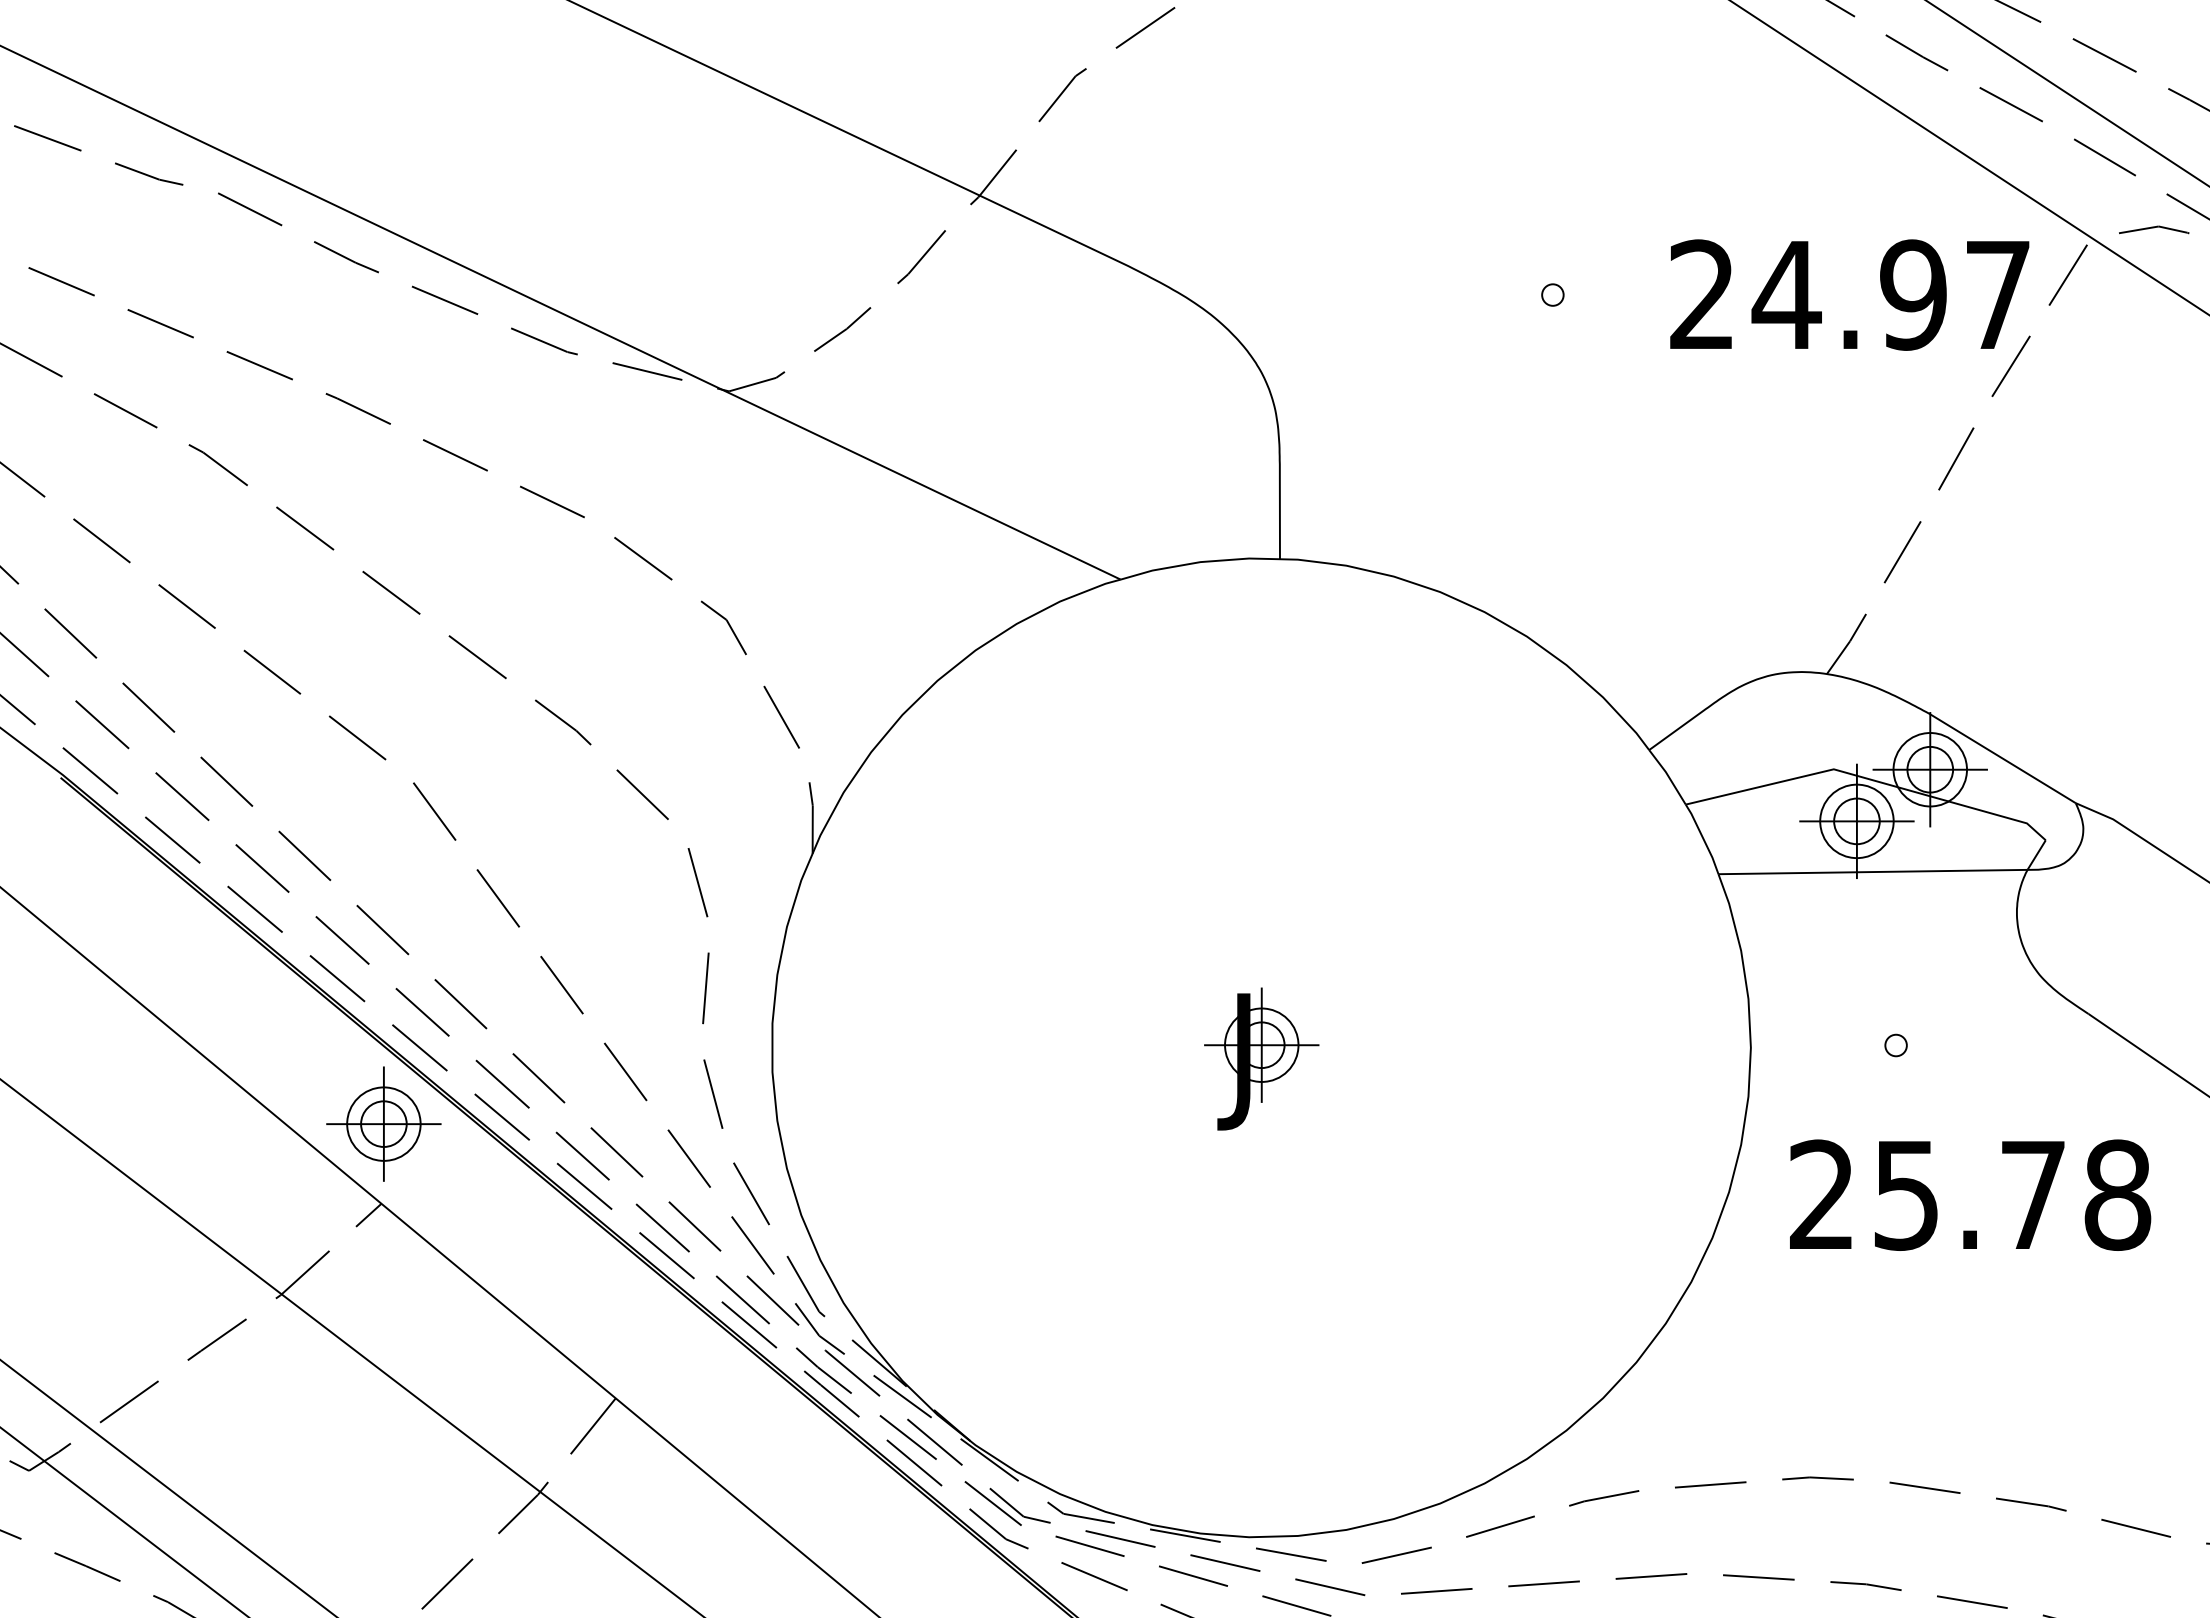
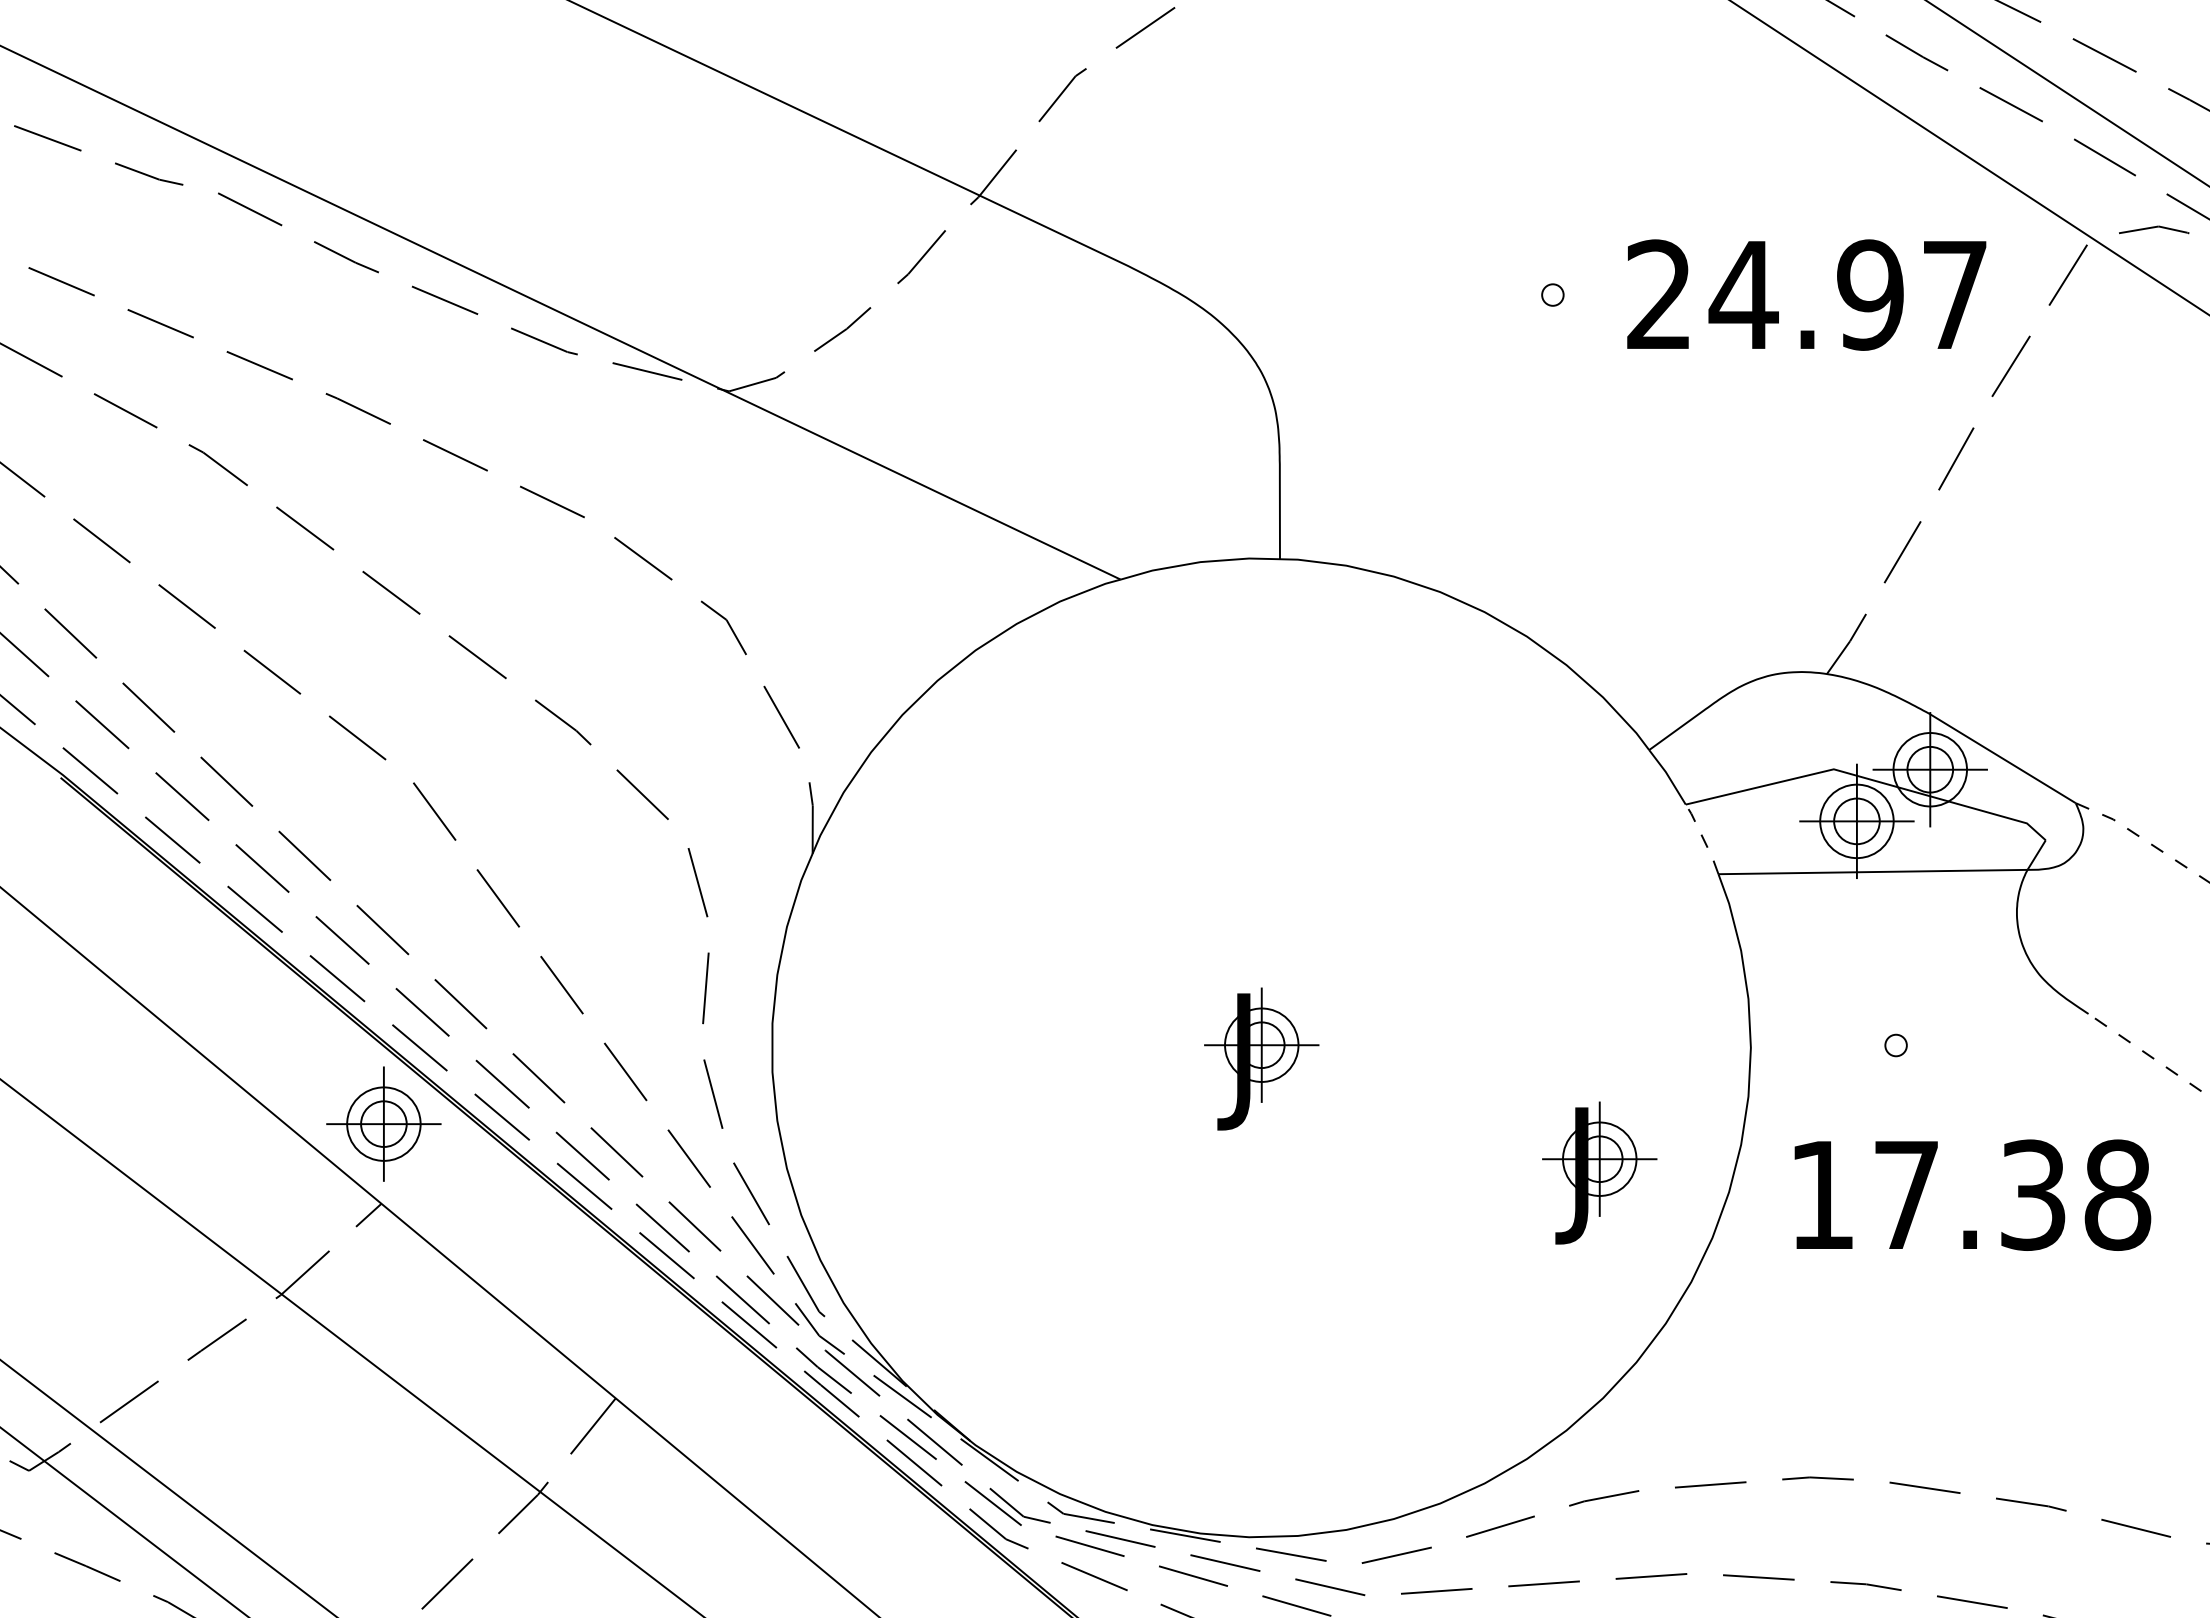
text position: (1849, 294) -> (1806, 294) (1806, 294)
line: solid -> dashed (1703, 838)
line: solid -> dashed (2143, 839)
line: solid -> dashed (2148, 1055)
part: none -> present (1599, 1172)
text: 25.78 -> 17.38 (1927, 1194)
